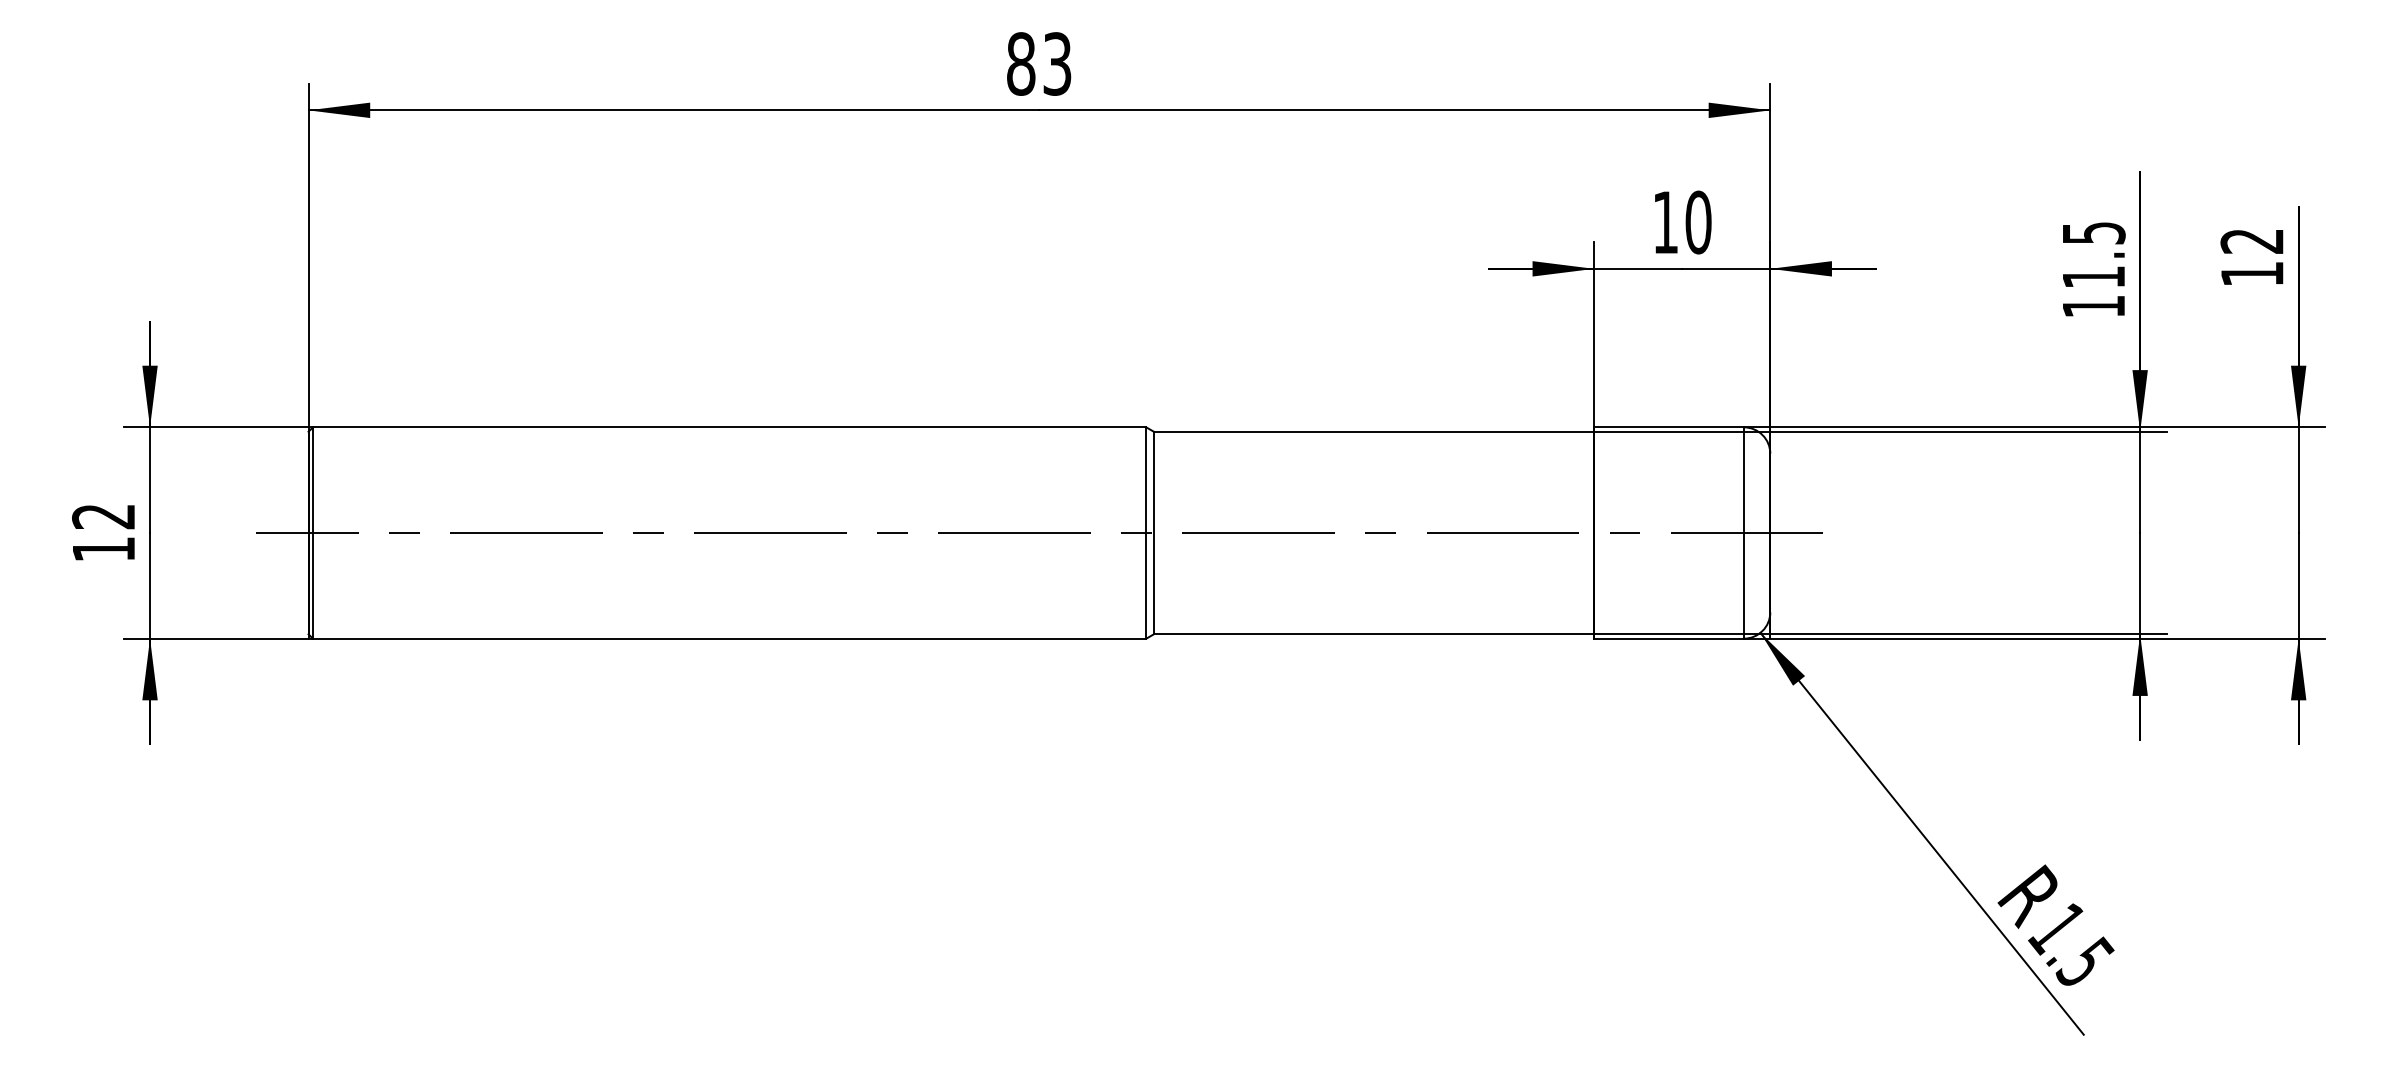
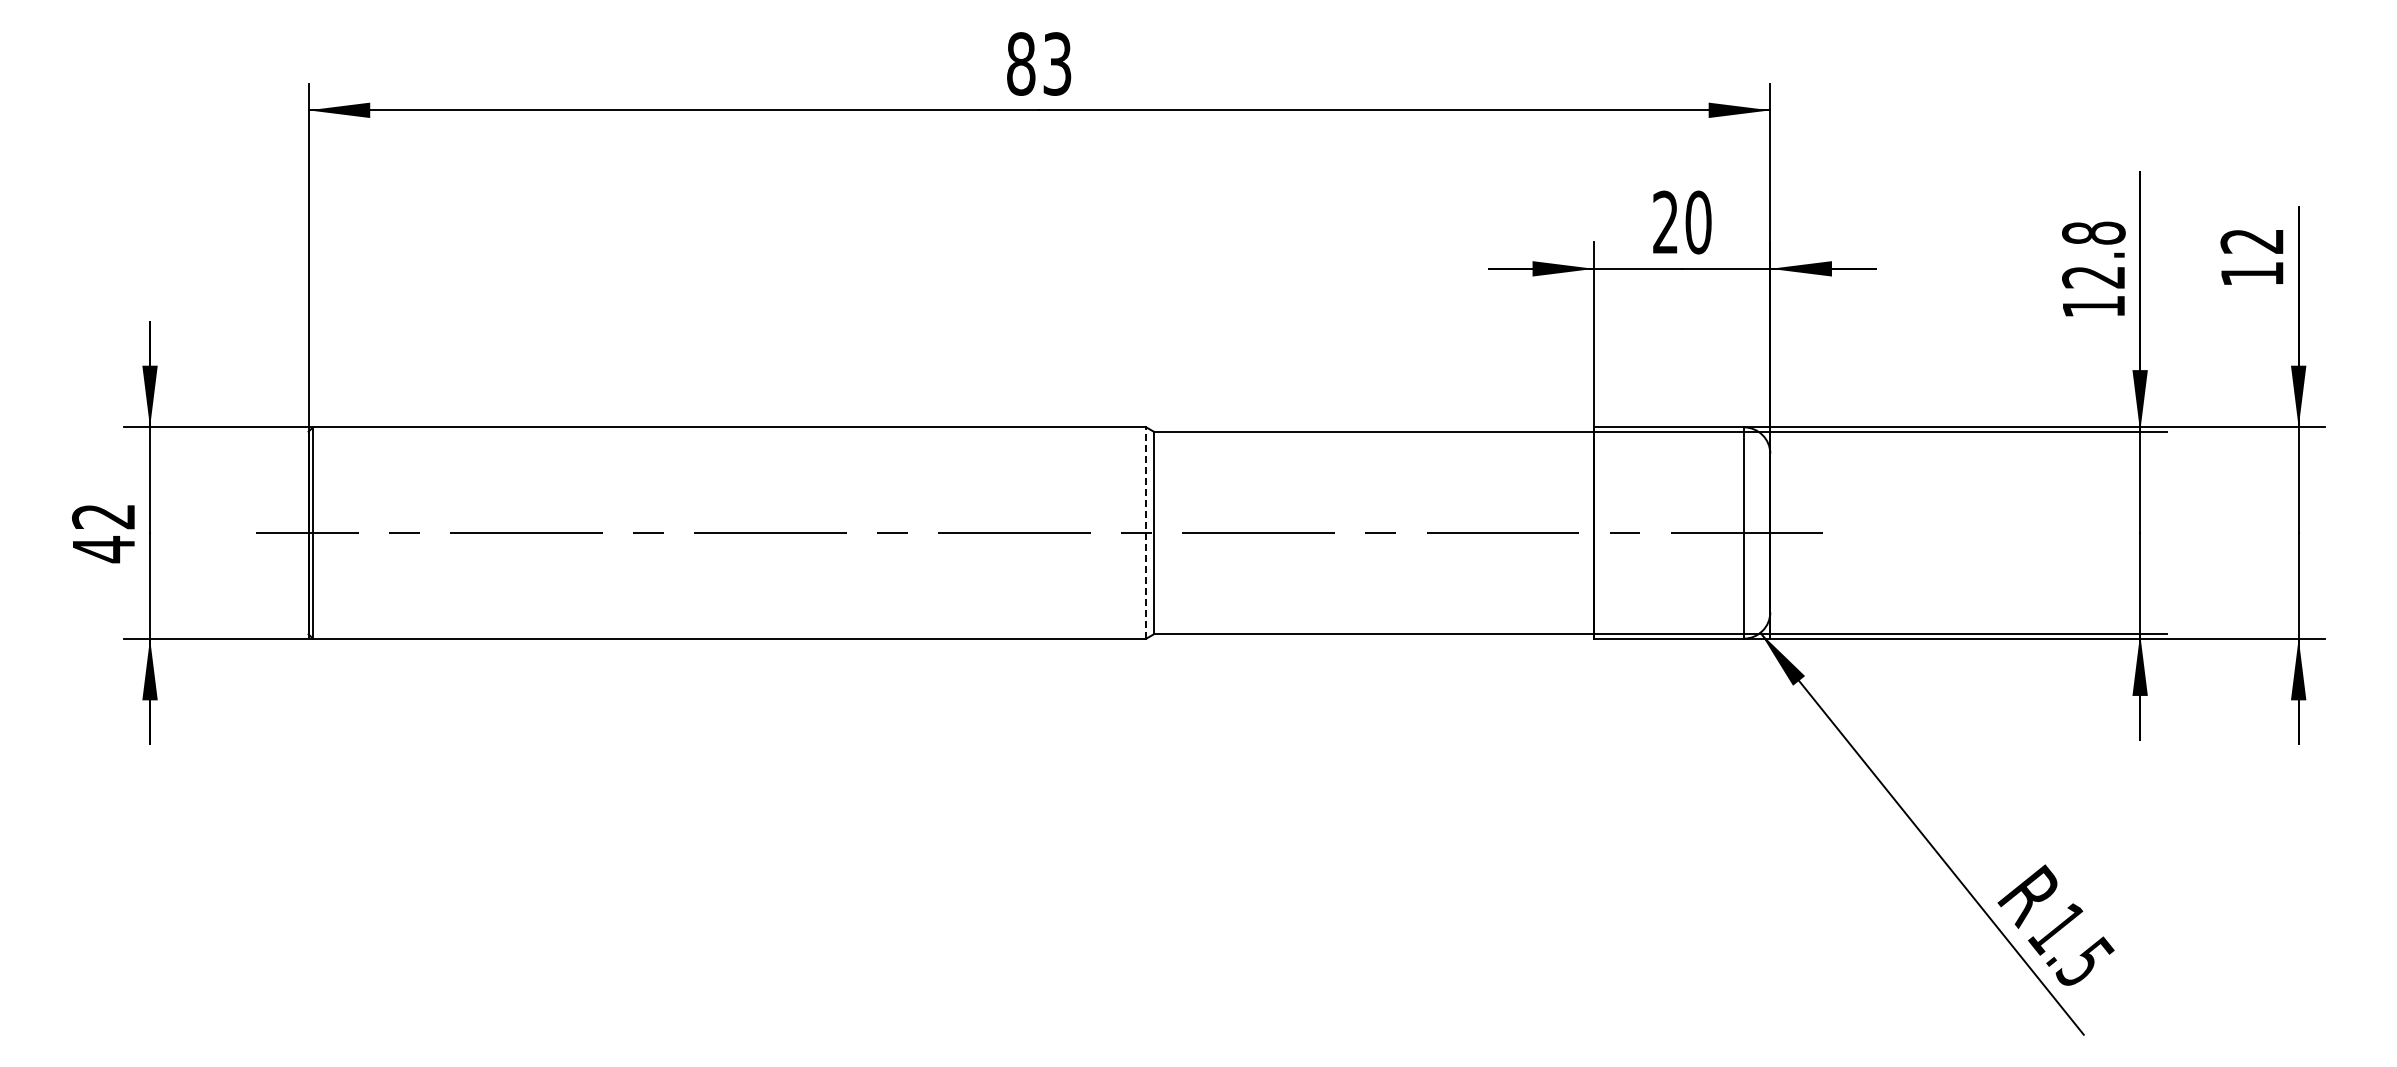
text: 10 -> 20 (1665, 221)
text: 11.5 -> 12.8 (2093, 254)
line: solid -> dashed (1146, 533)
text: 12 -> 42 (103, 549)
